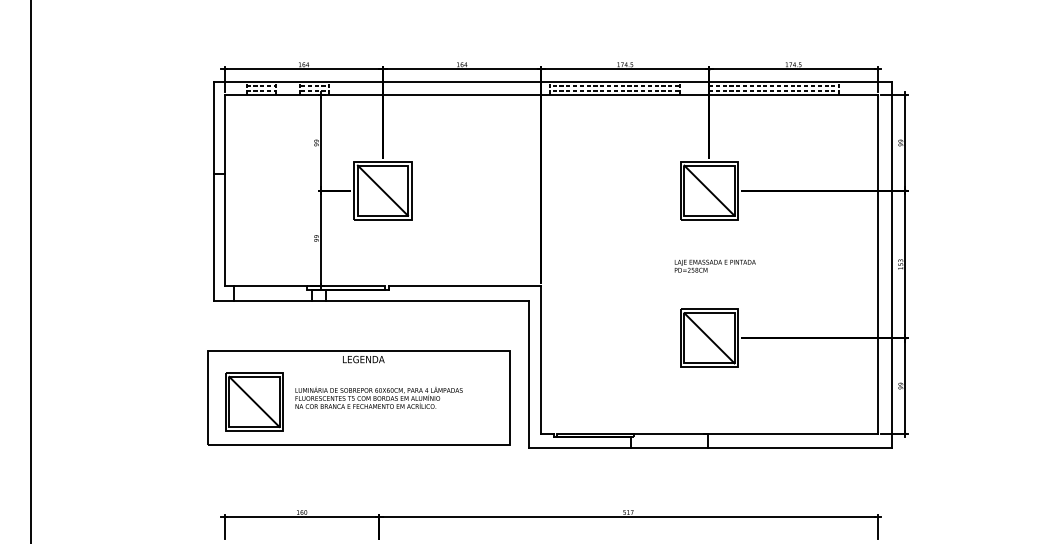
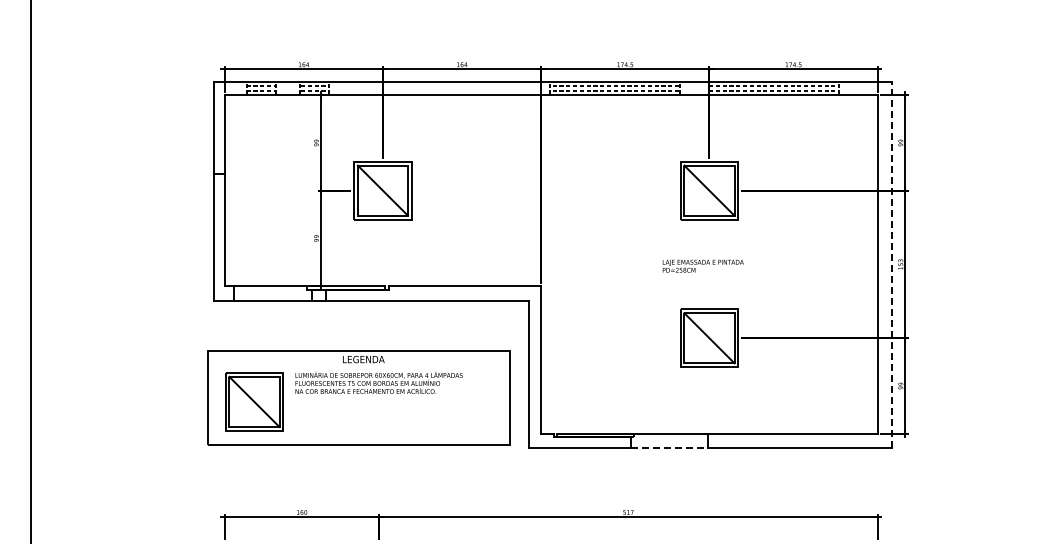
line: solid -> dashed (892, 264)
text position: (714, 265) -> (702, 265) (702, 265)
text position: (378, 397) -> (378, 382) (378, 382)
line: solid -> dashed (669, 448)
